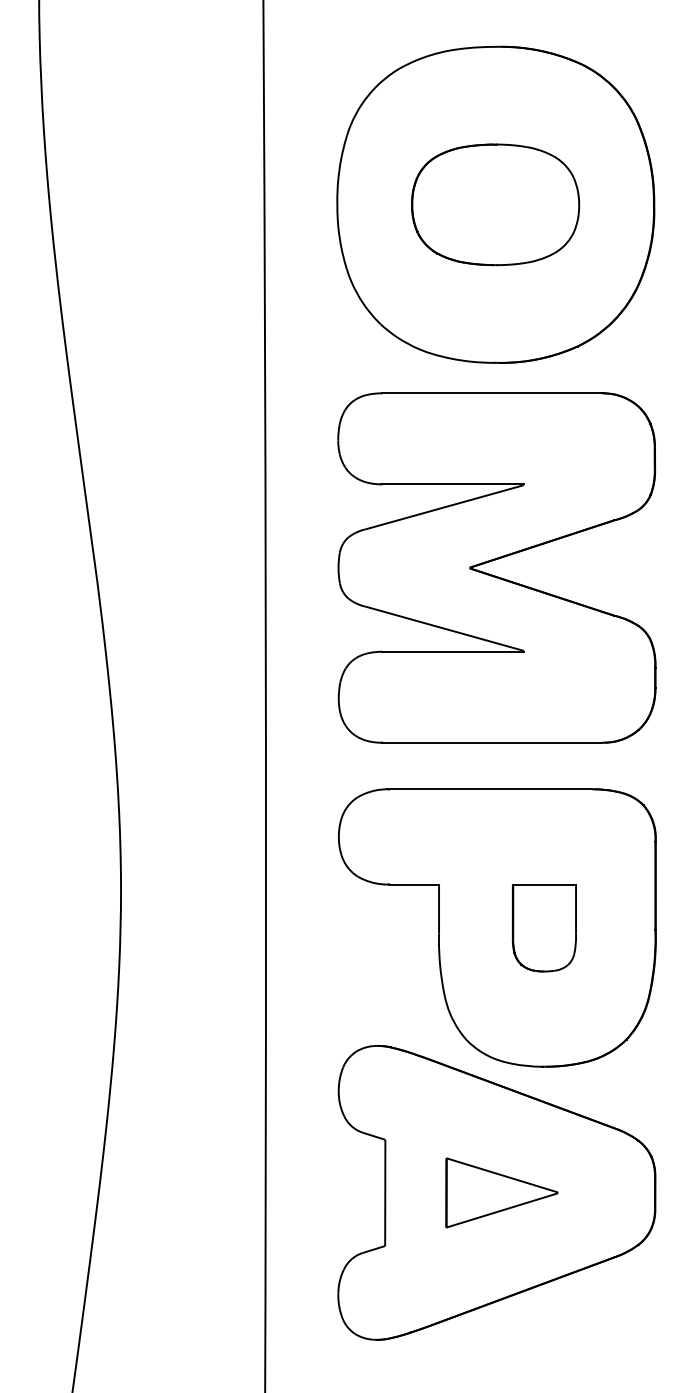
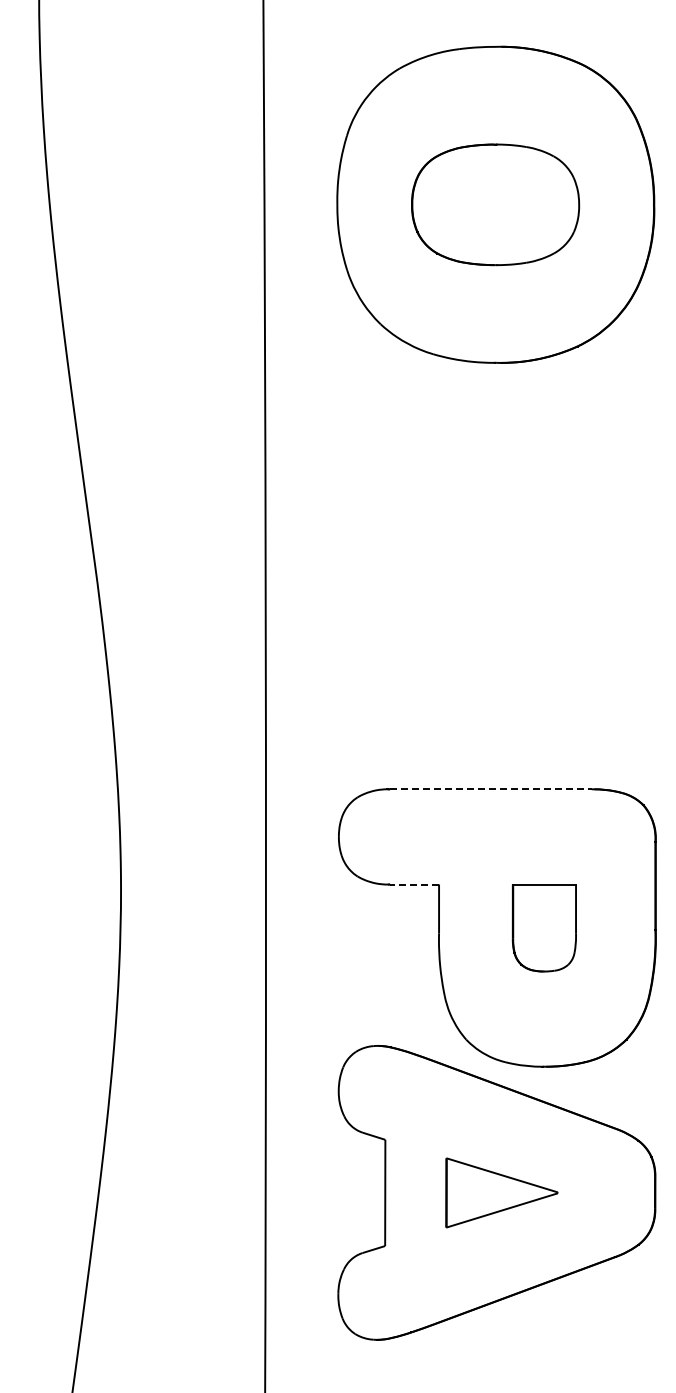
part: present -> none (495, 560)
line: solid -> dashed (490, 789)
line: solid -> dashed (414, 884)
